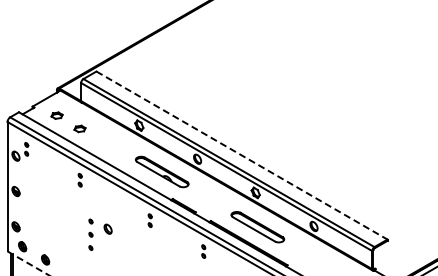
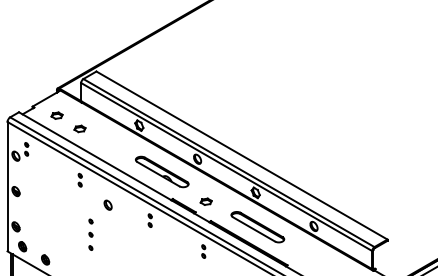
line: dashed -> solid (242, 155)
part: none -> present (205, 201)
part position: (107, 228) -> (107, 204) (107, 204)
line: dashed -> solid (28, 263)
